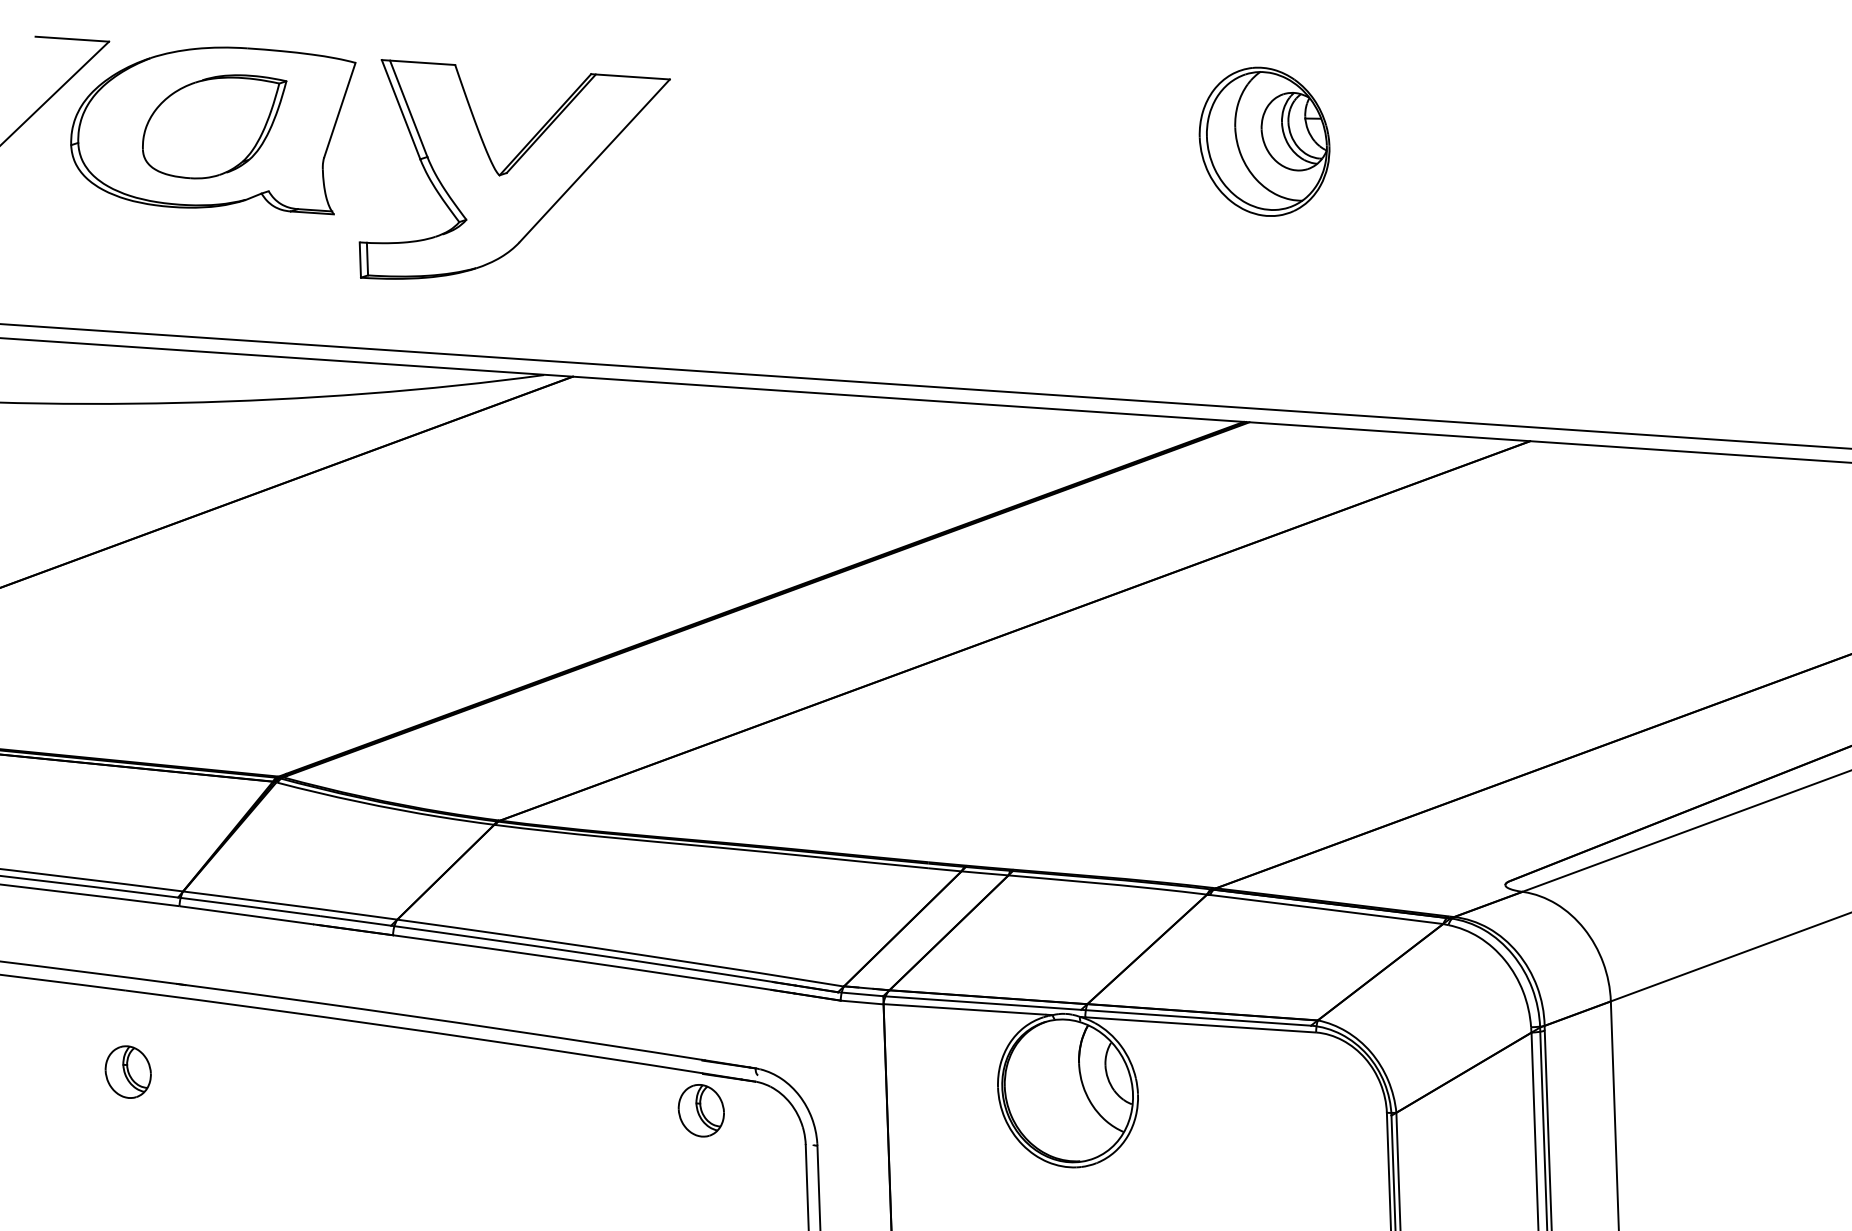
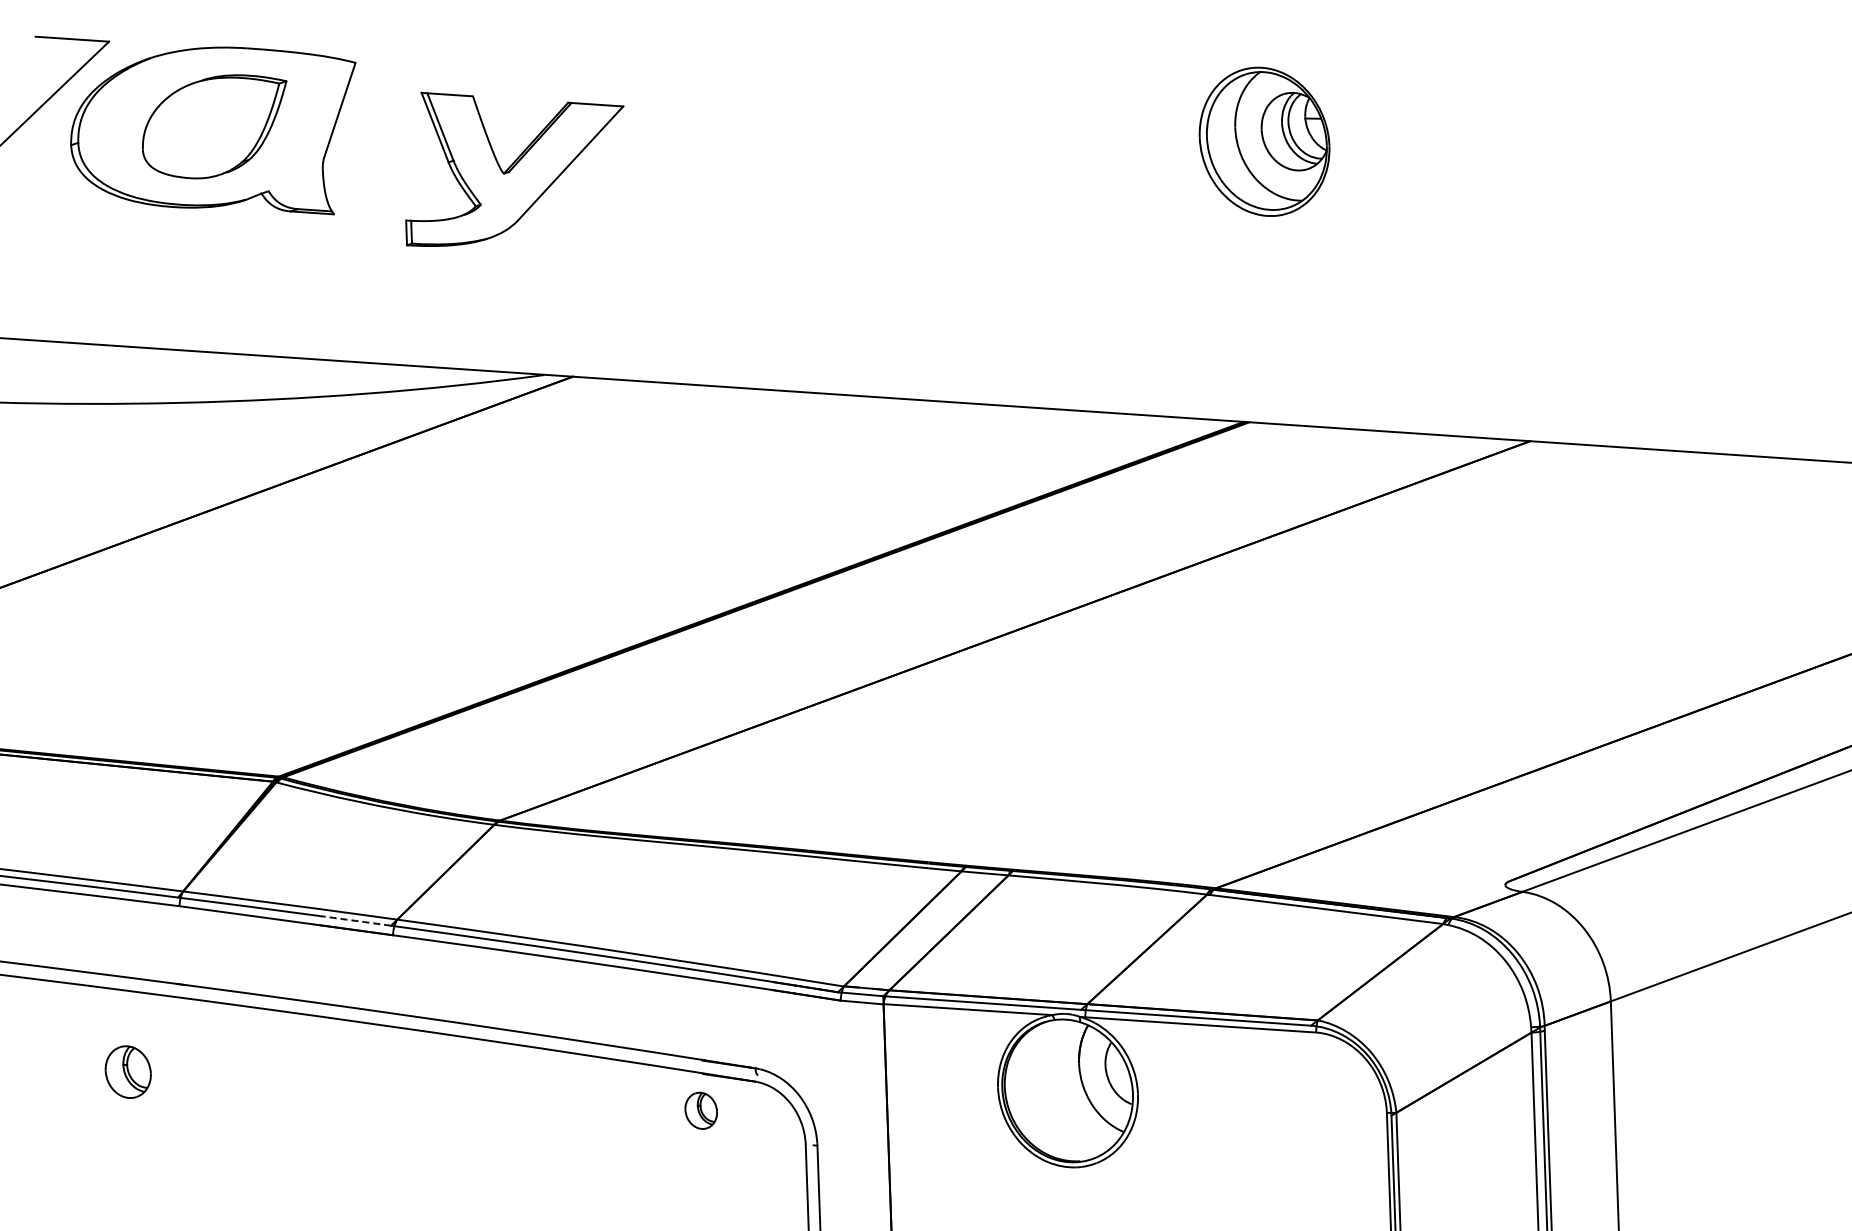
part size: 313x221 px -> 220x156 px (514, 168)
line: present -> none (925, 386)
arc: solid -> dashed (355, 920)
part size: 48x54 px -> 34x39 px (700, 1110)
